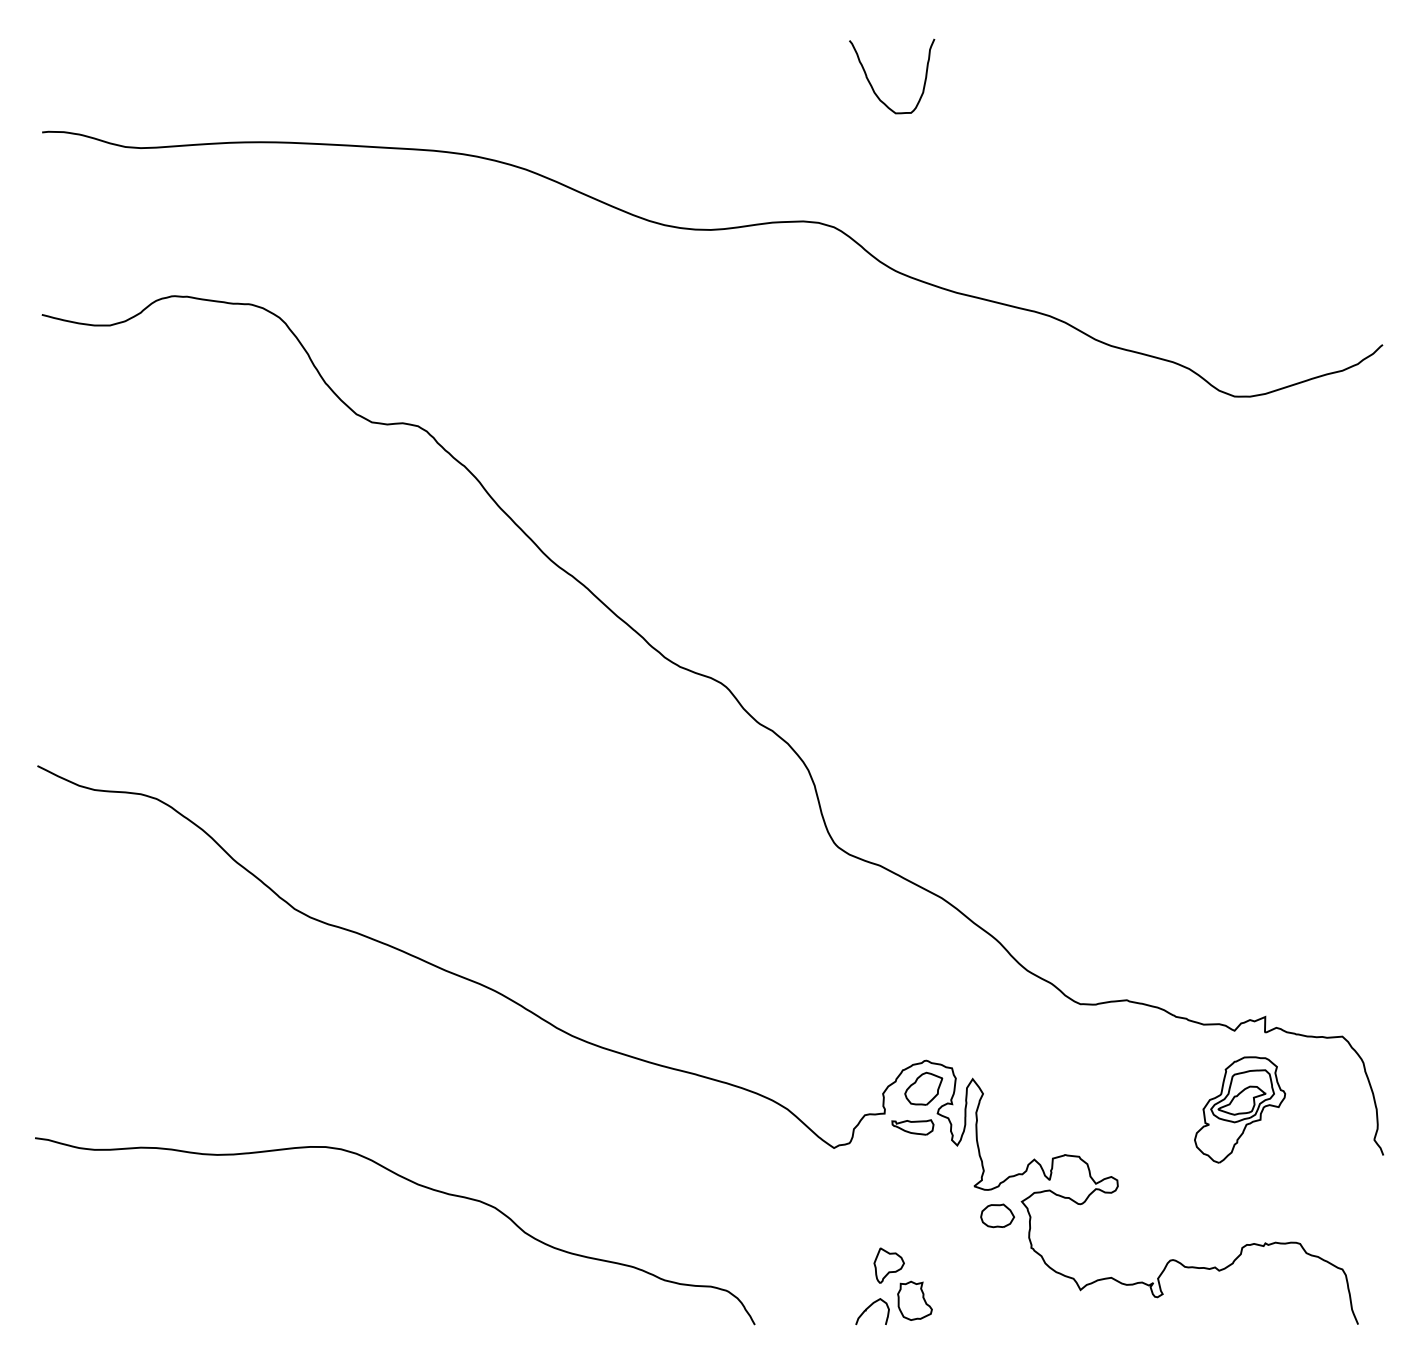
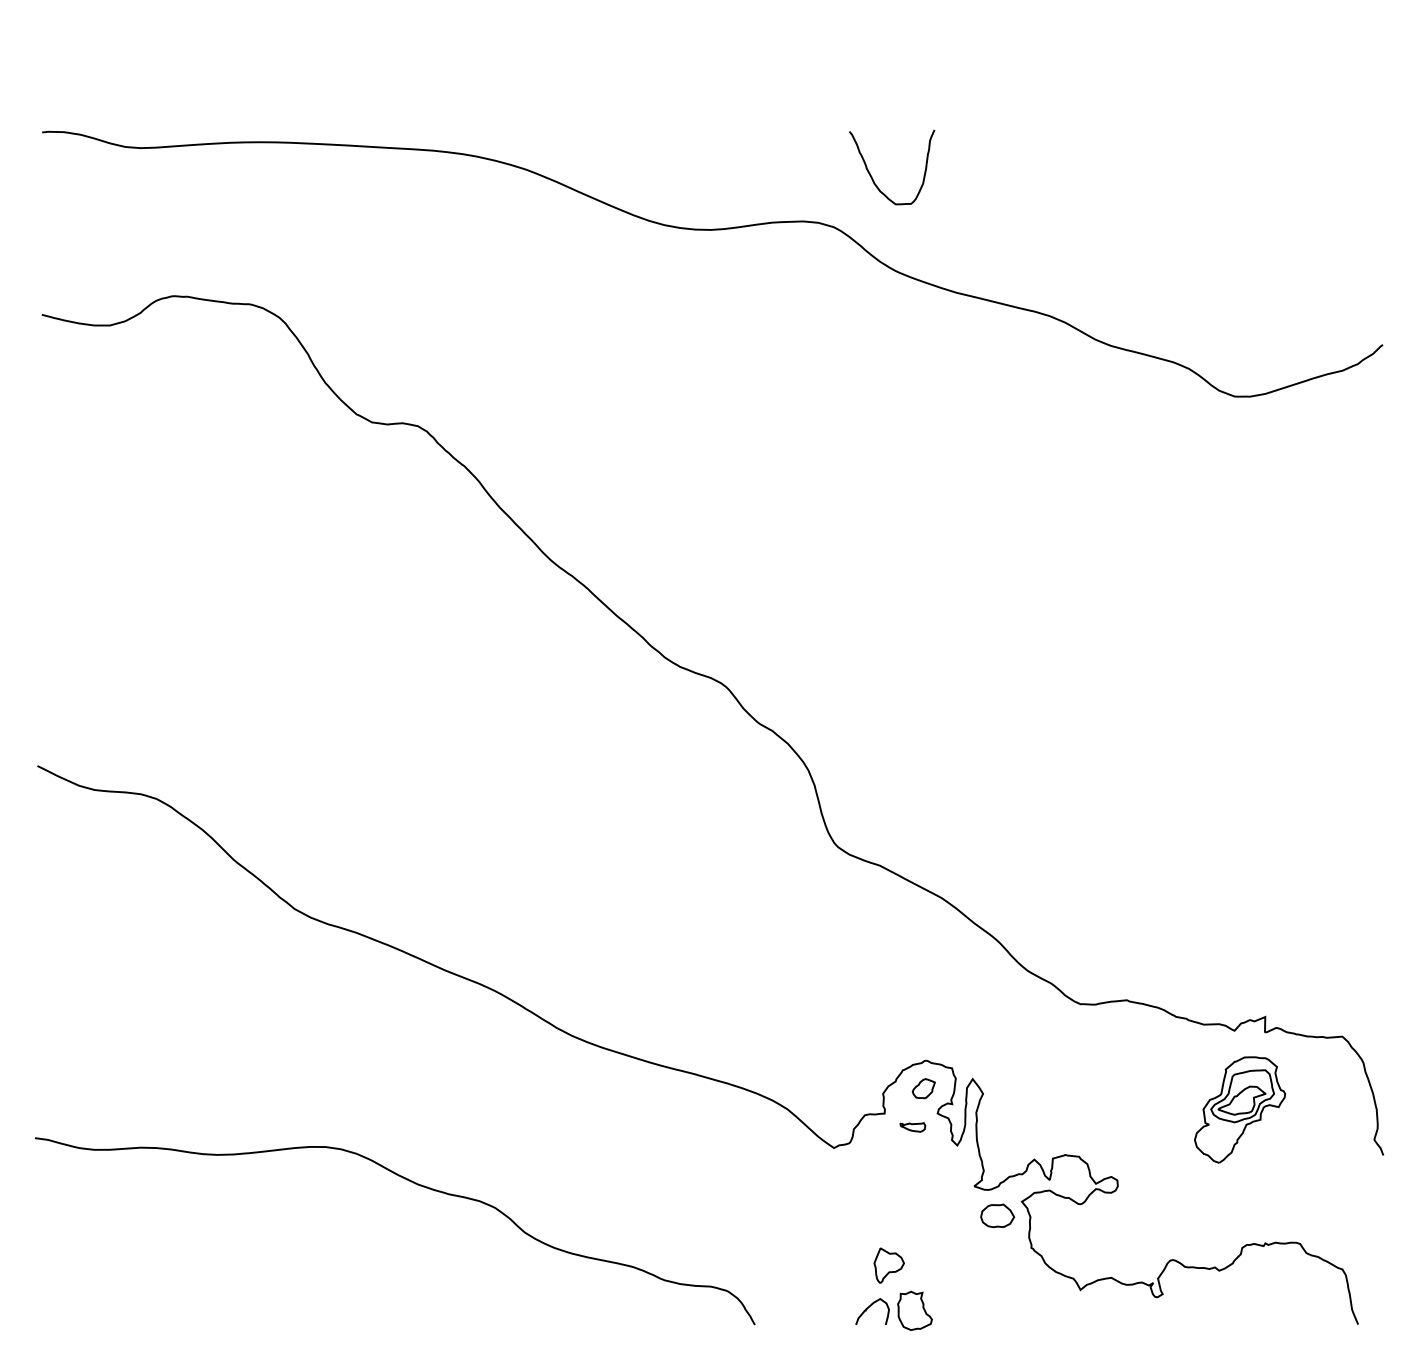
curve position: (872, 85) -> (872, 176) (872, 176)
part size: 40x35 px -> 25x22 px (923, 1088)
part size: 44x17 px -> 28x11 px (912, 1127)
part position: (914, 1300) -> (914, 1310) (914, 1310)
